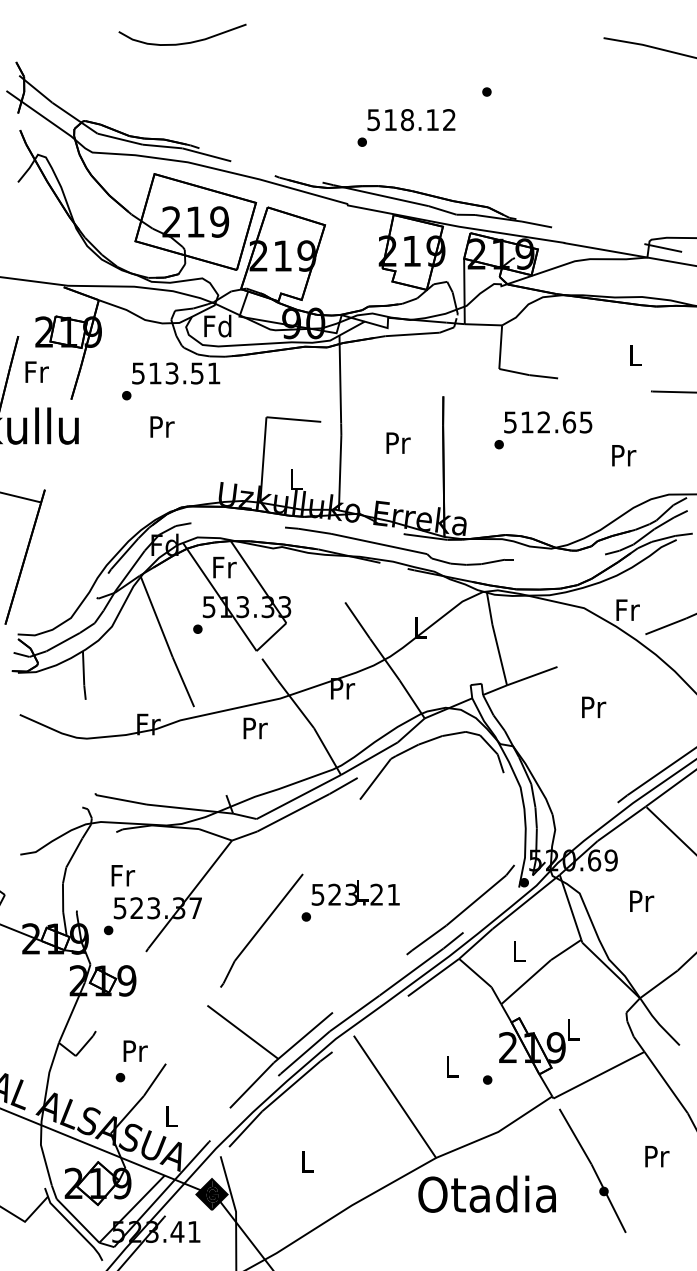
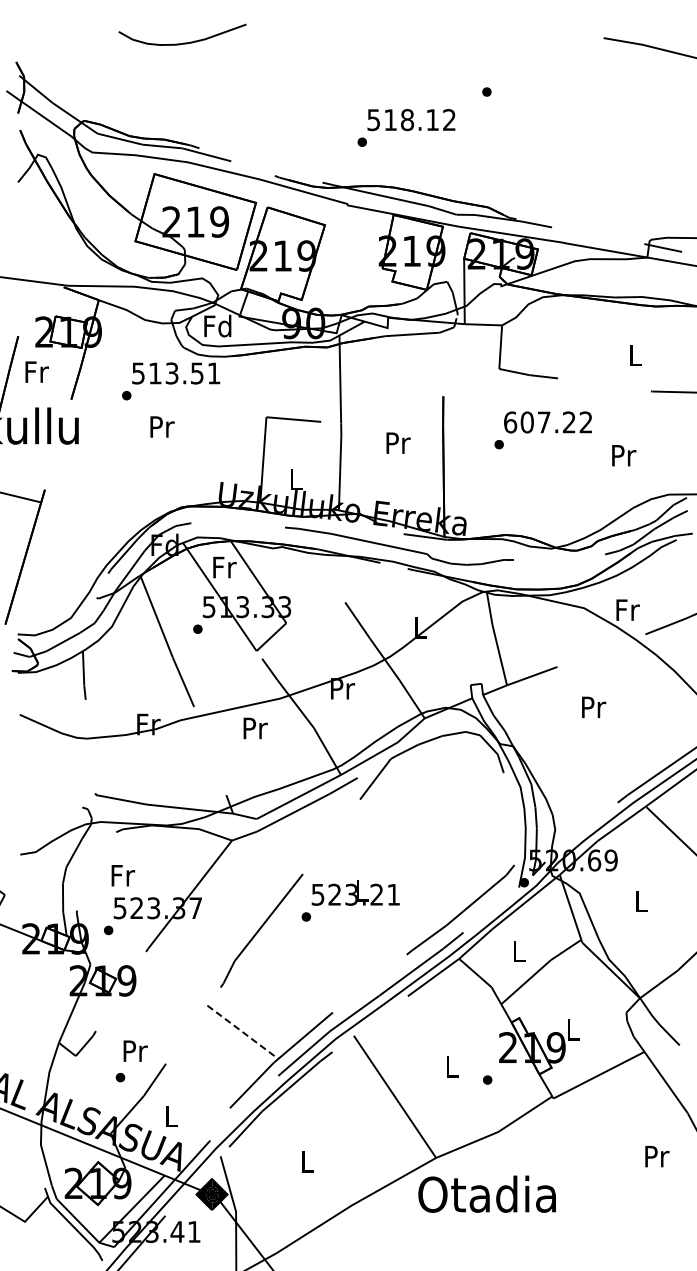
text: 512.65 -> 607.22 (548, 422)
text: Pr -> L (642, 900)
line: solid -> dashed (243, 1032)
part: present -> none (592, 1170)
